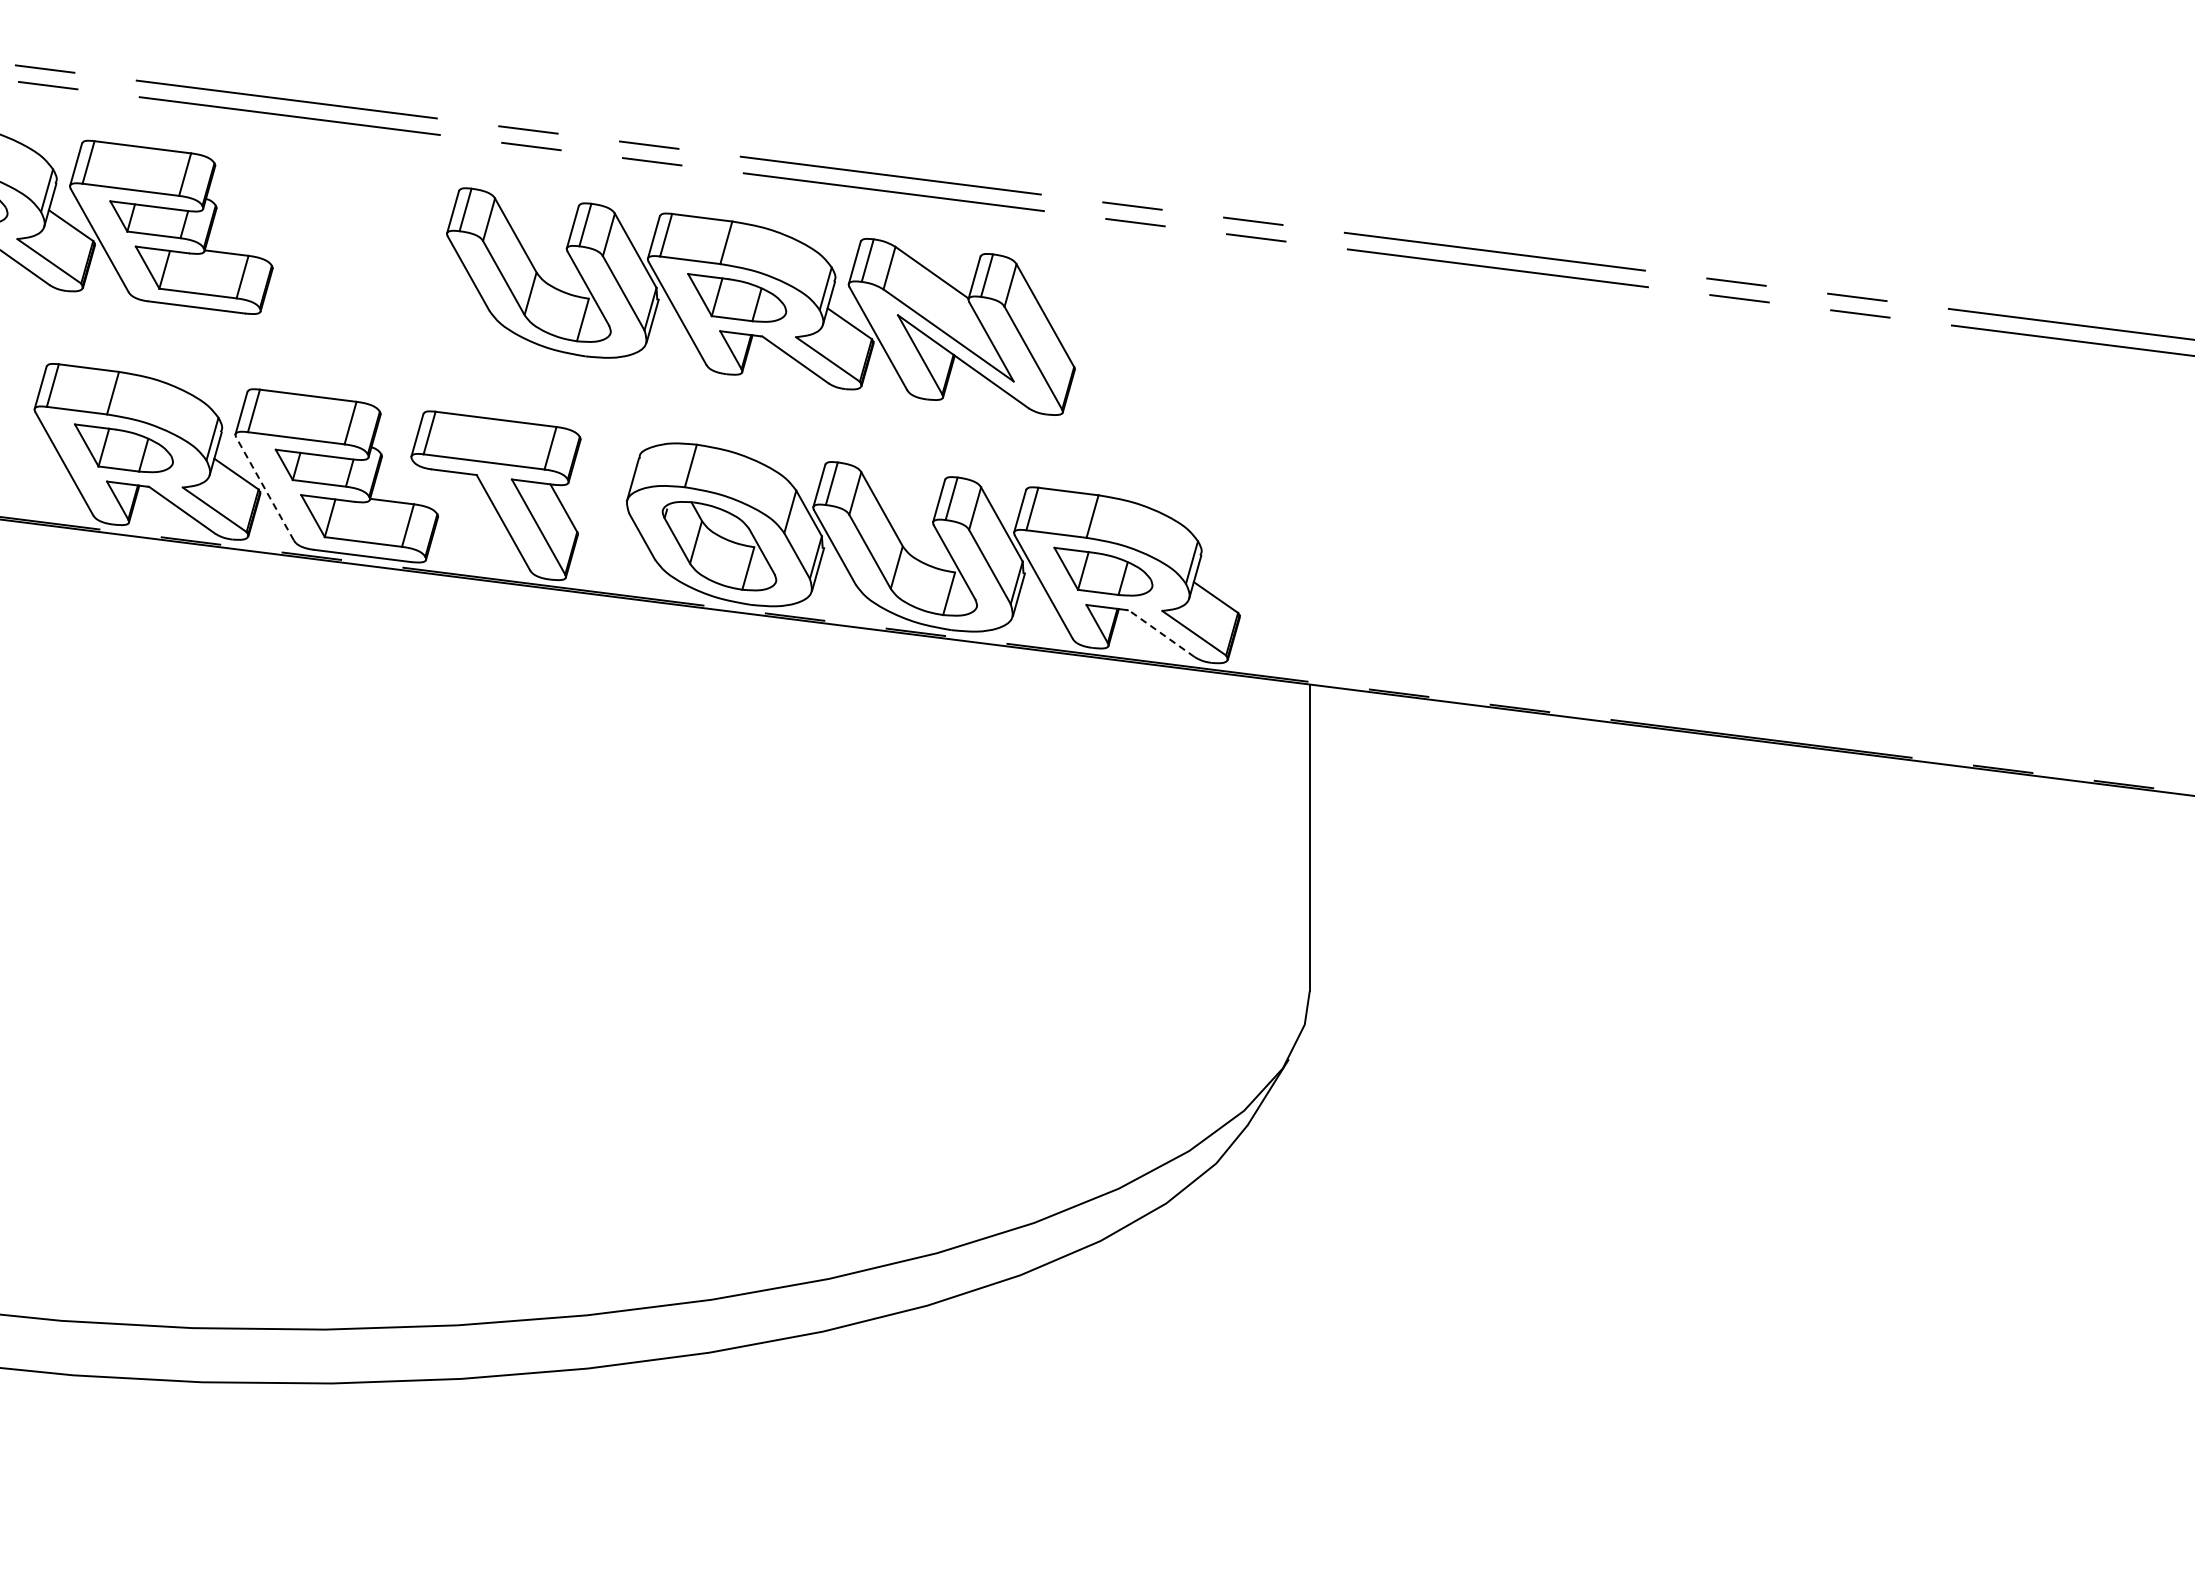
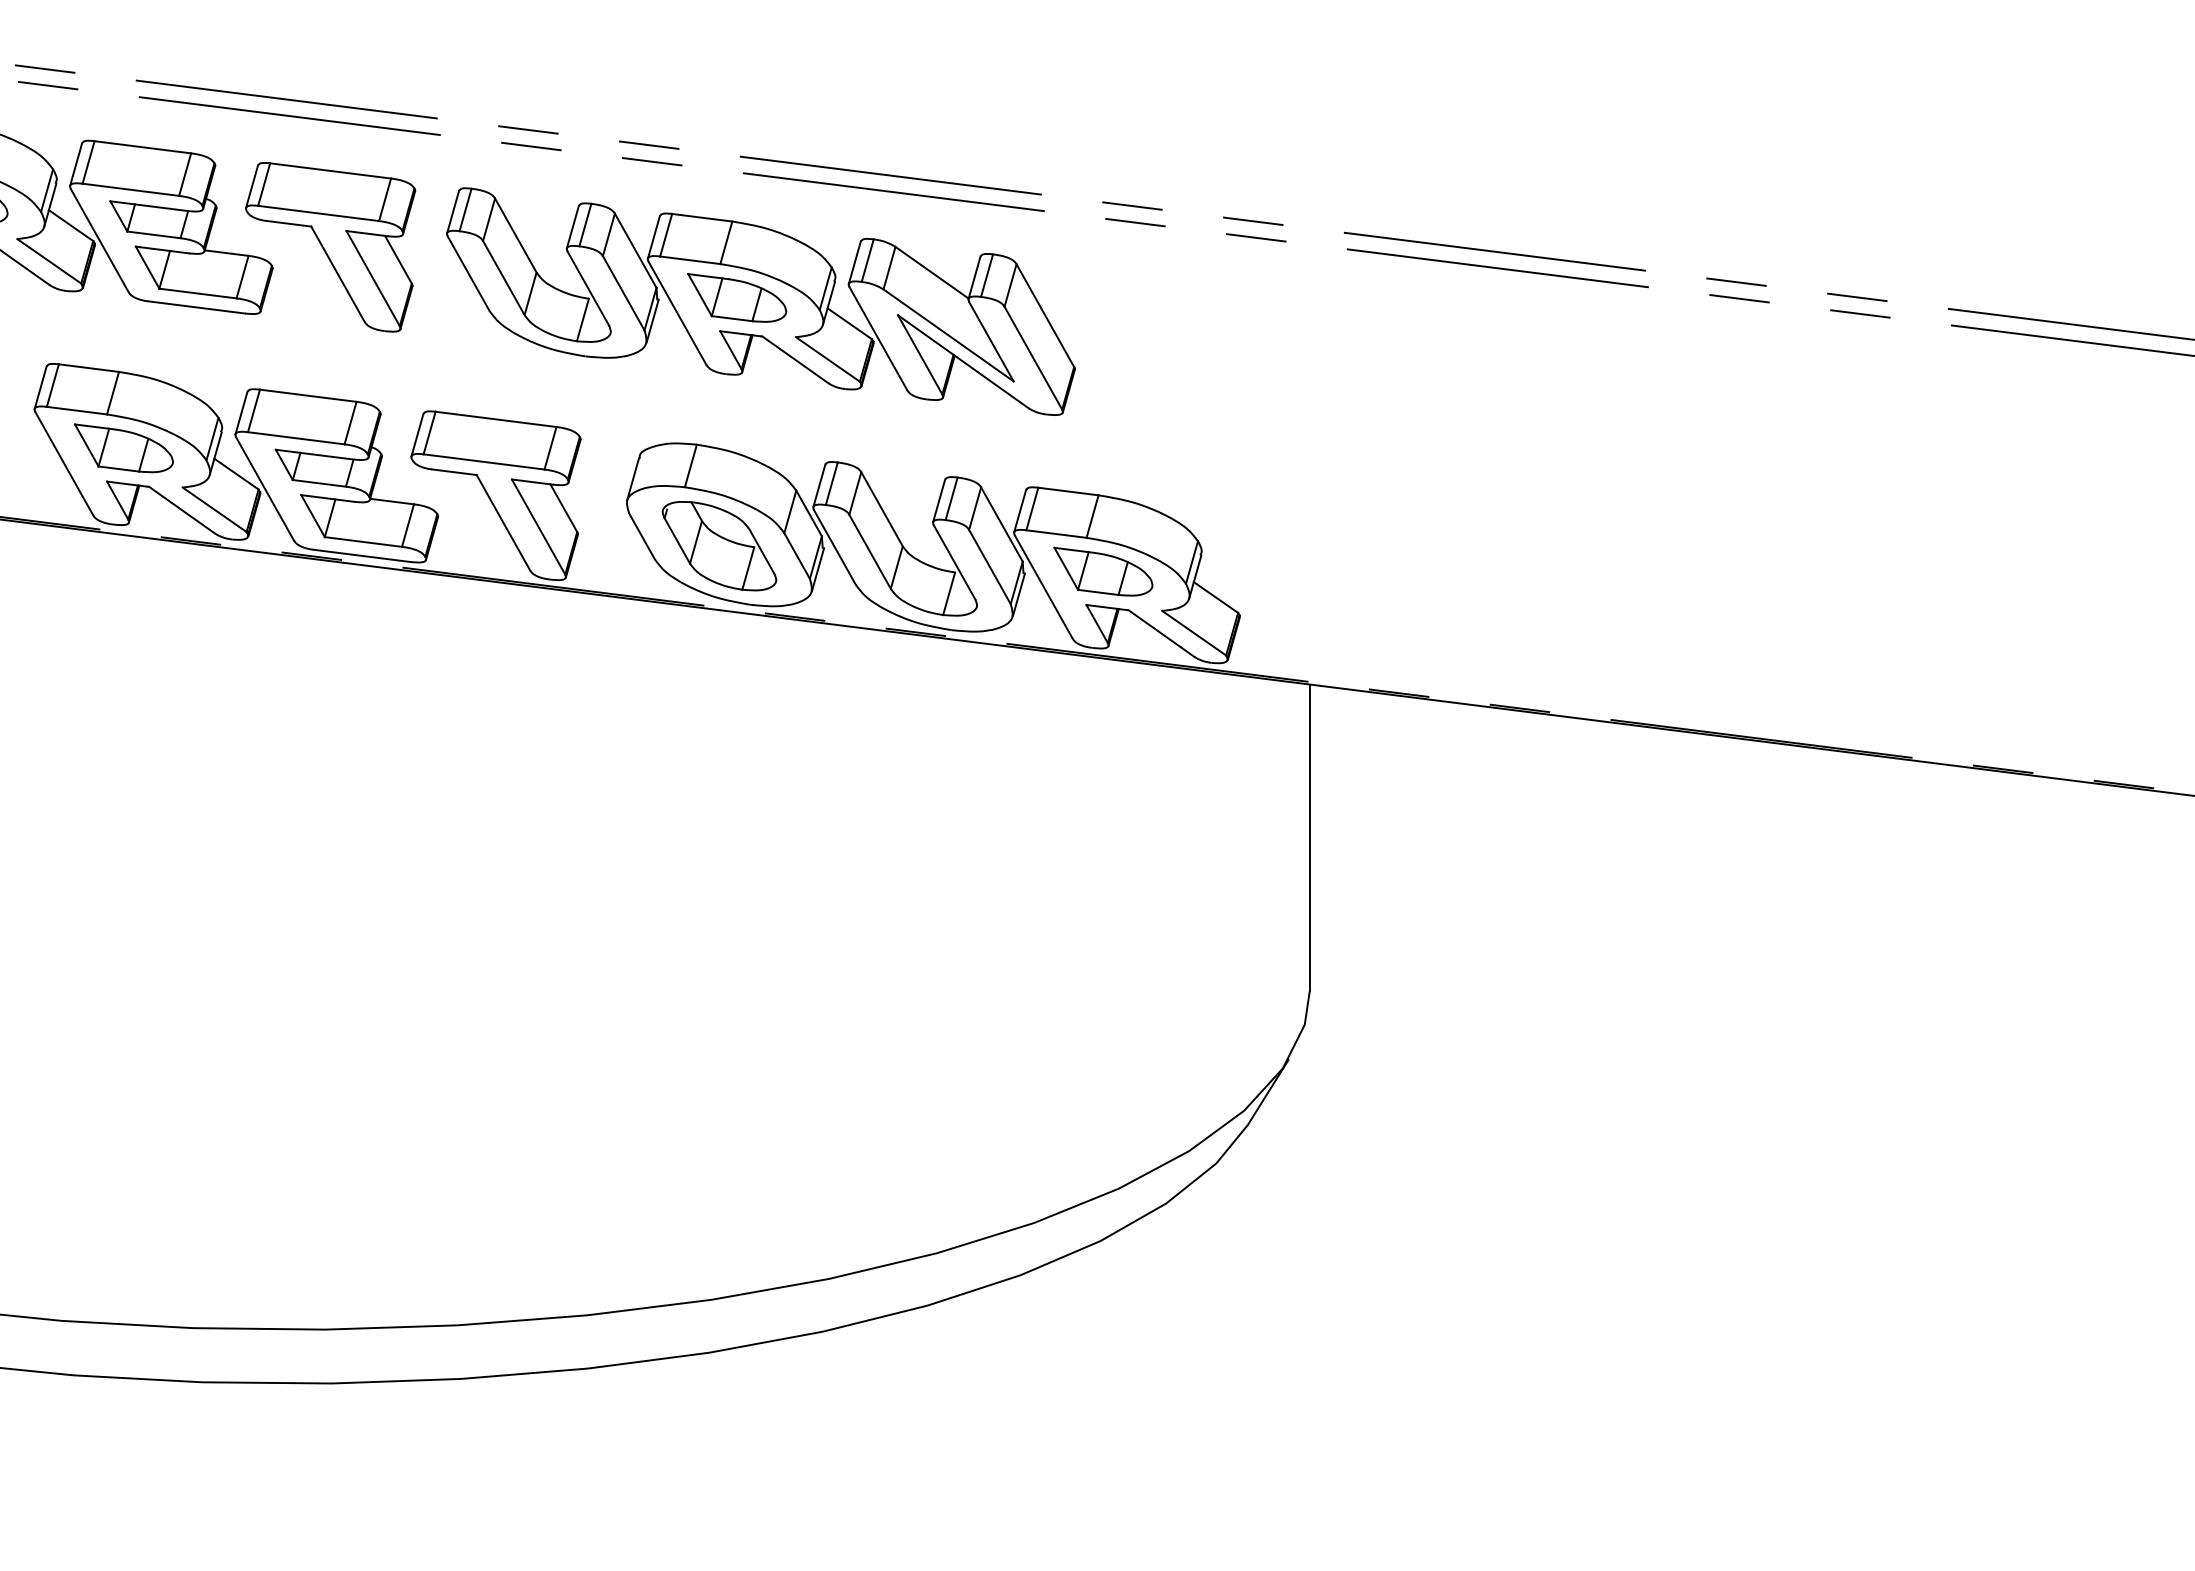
part: none -> present (330, 247)
line: dashed -> solid (265, 489)
line: dashed -> solid (1161, 633)
